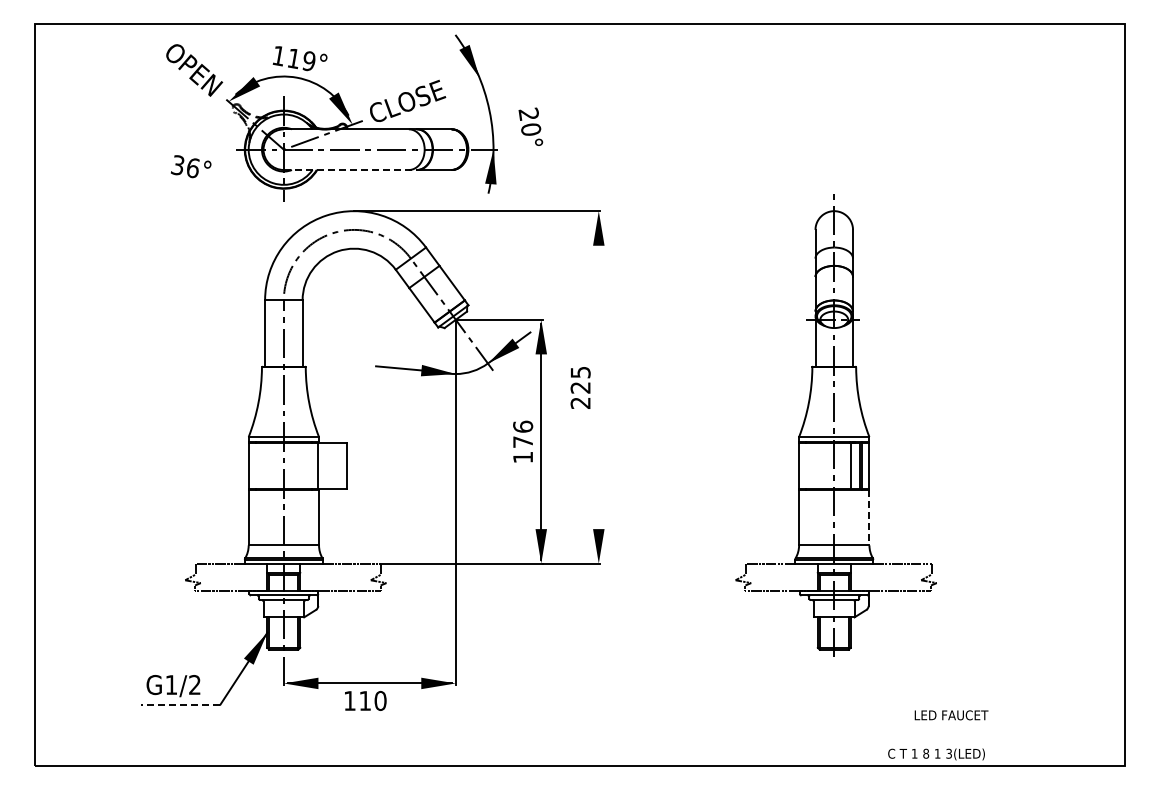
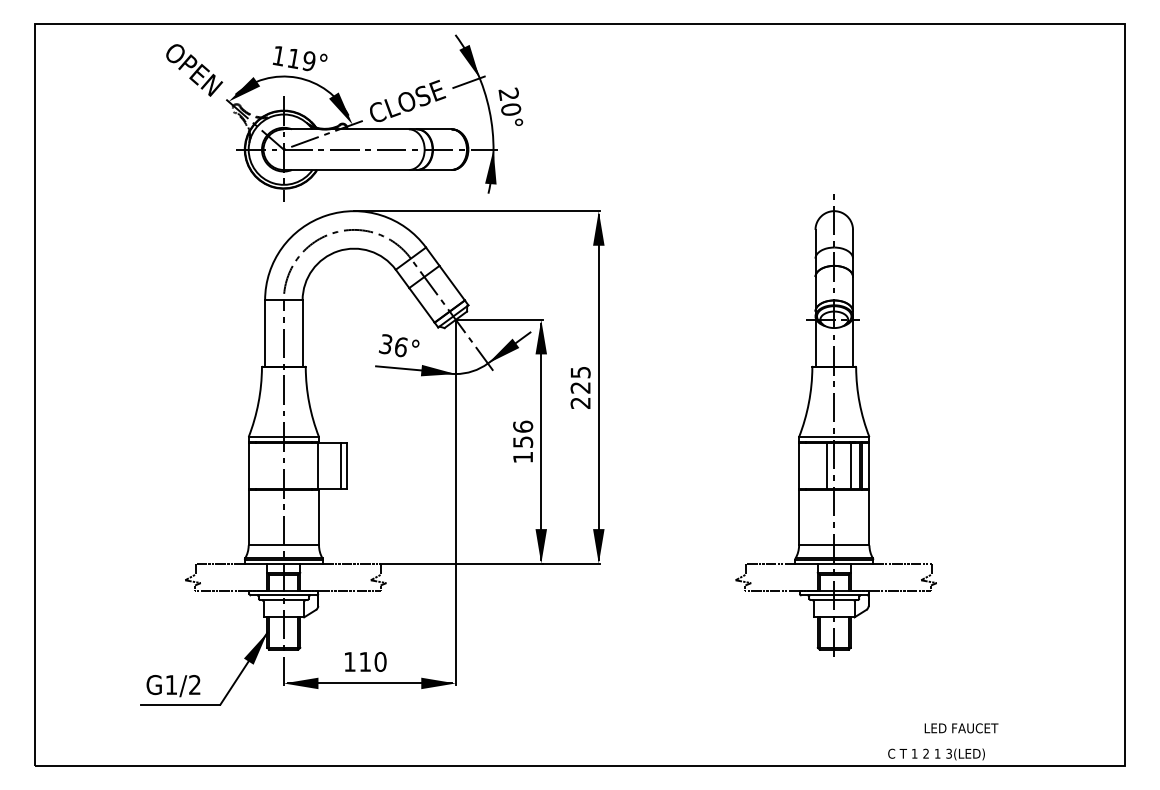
line: none -> present (468, 81)
text position: (530, 126) -> (510, 106) (510, 106)
text position: (191, 166) -> (399, 345) (399, 345)
line: dashed -> solid (350, 170)
line: none -> present (598, 387)
text: 176 -> 156 (523, 441)
line: none -> present (341, 465)
line: none -> present (827, 465)
line: dashed -> solid (869, 517)
text position: (365, 700) -> (365, 661) (365, 661)
line: dashed -> solid (180, 704)
text position: (951, 715) -> (961, 728) (961, 728)
text: 8 -> 2 (926, 753)
